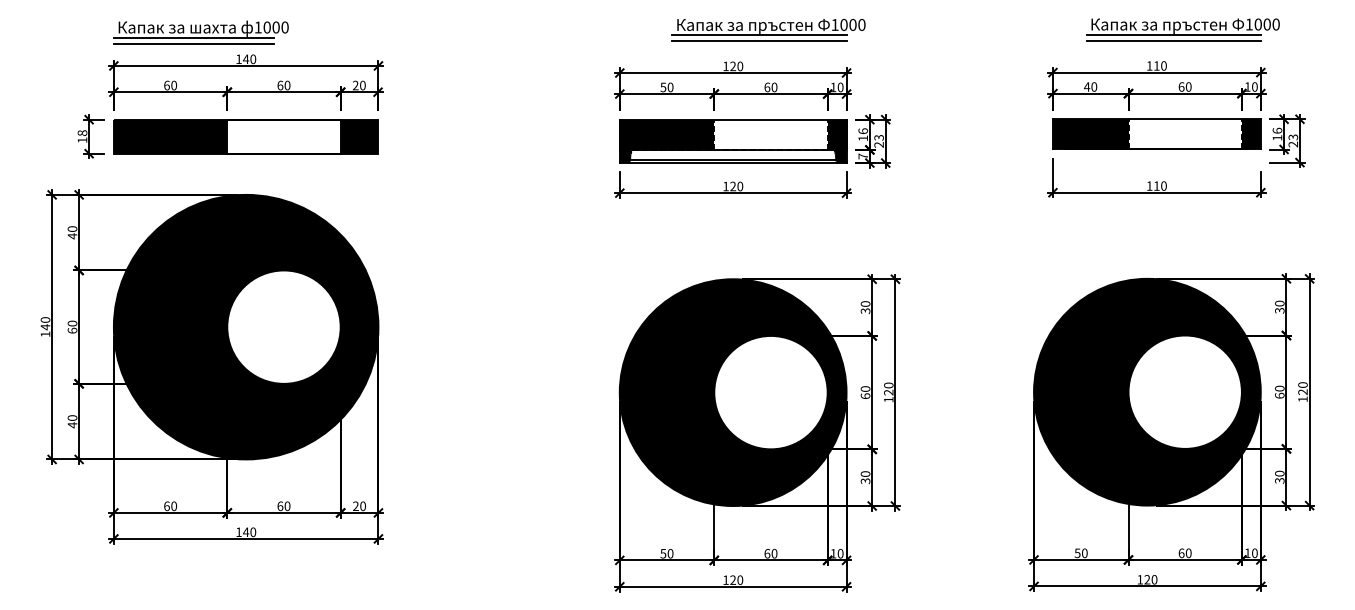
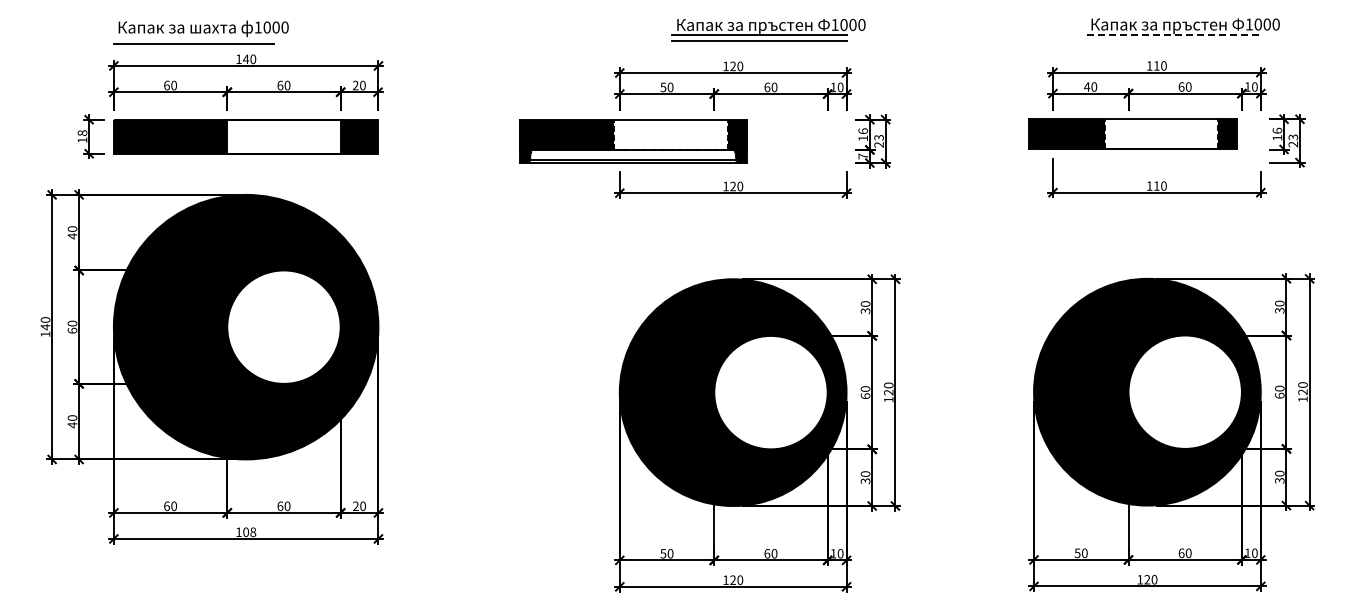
line: solid -> dashed (1174, 34)
line: present -> none (193, 37)
line: present -> none (1173, 40)
part position: (1156, 133) -> (1132, 133) (1132, 133)
part position: (733, 141) -> (633, 141) (633, 141)
text: 140 -> 108 (249, 532)
